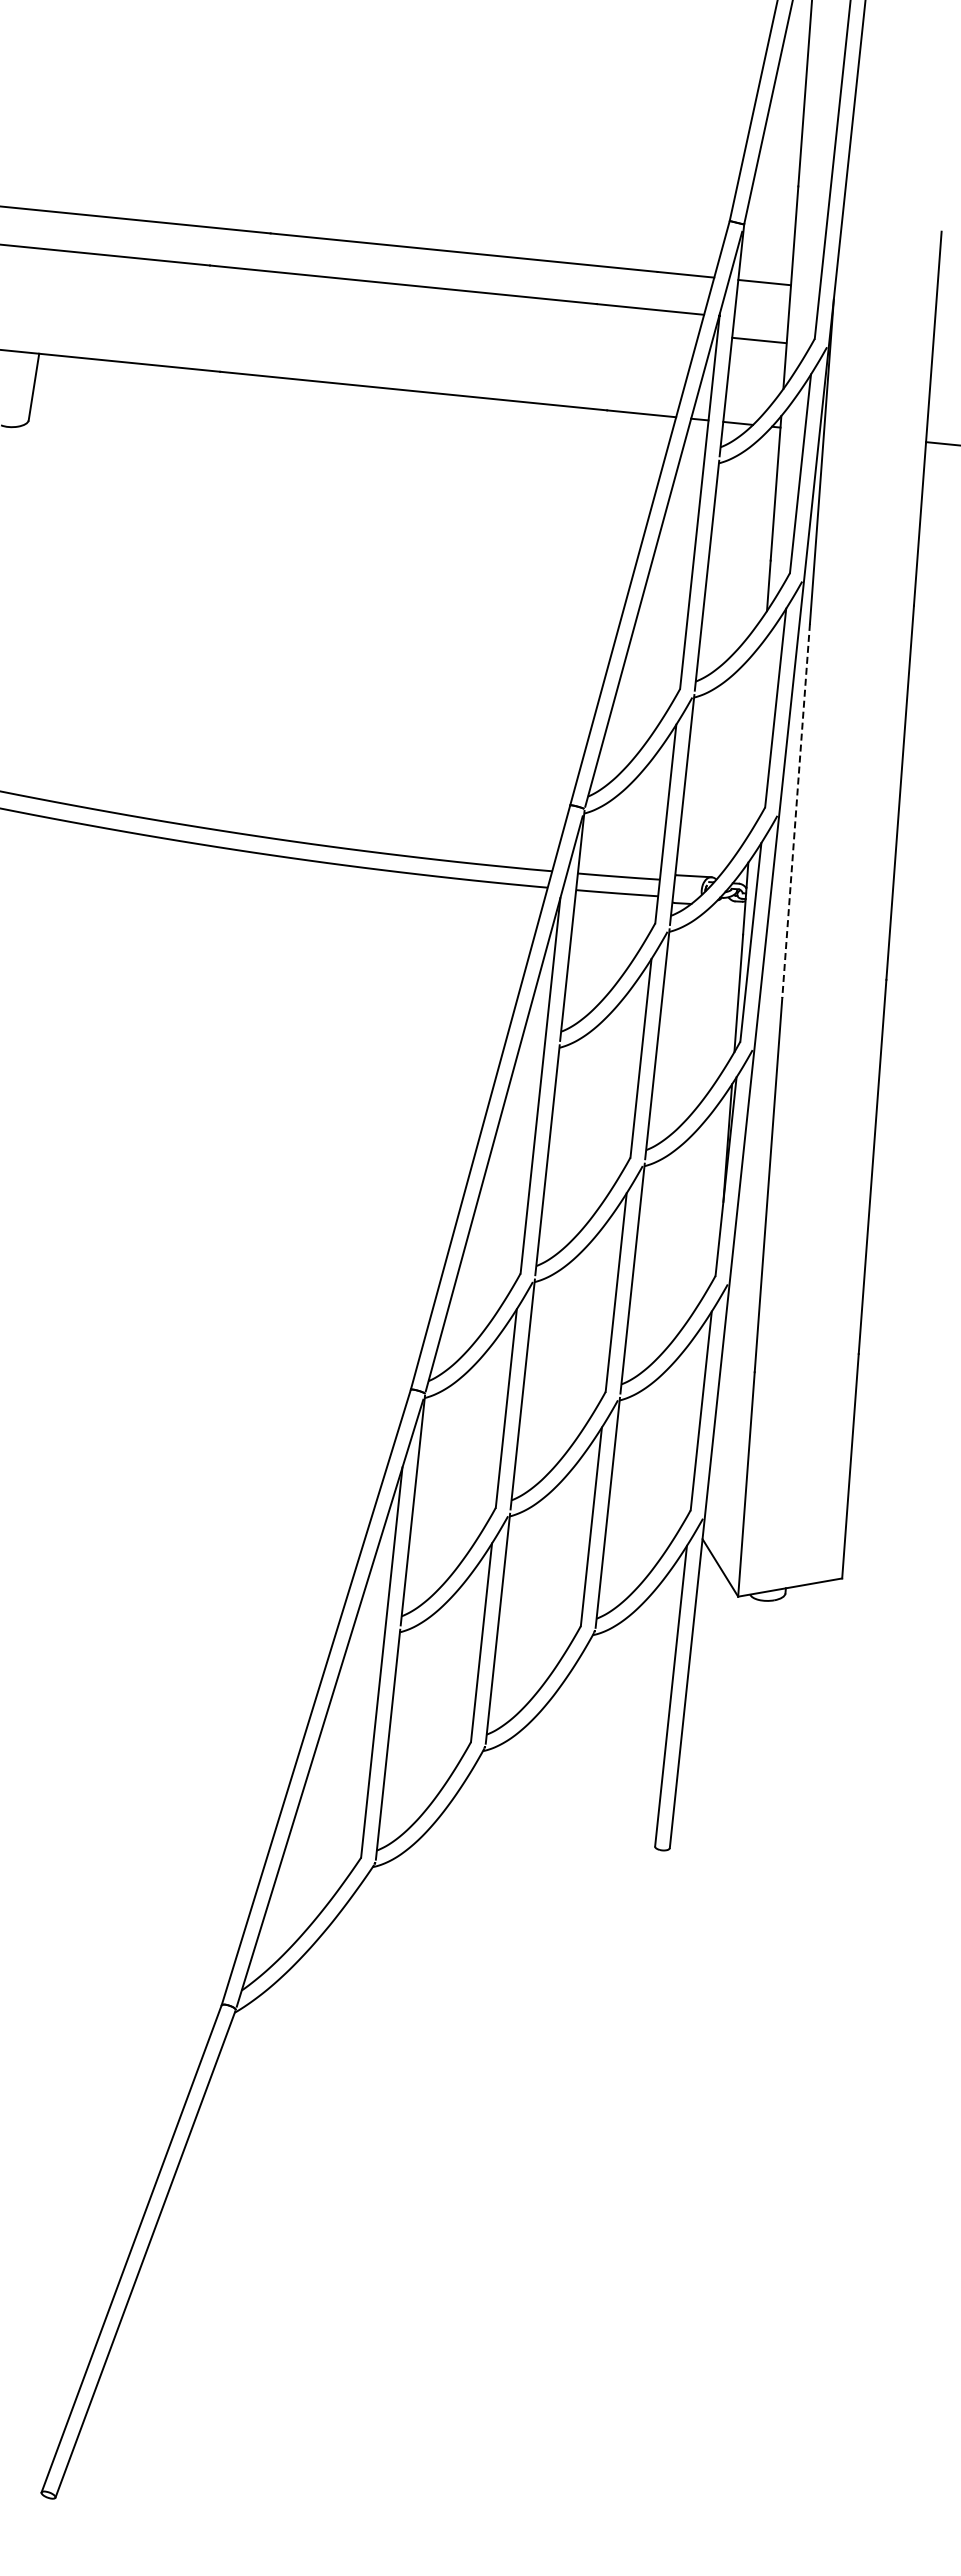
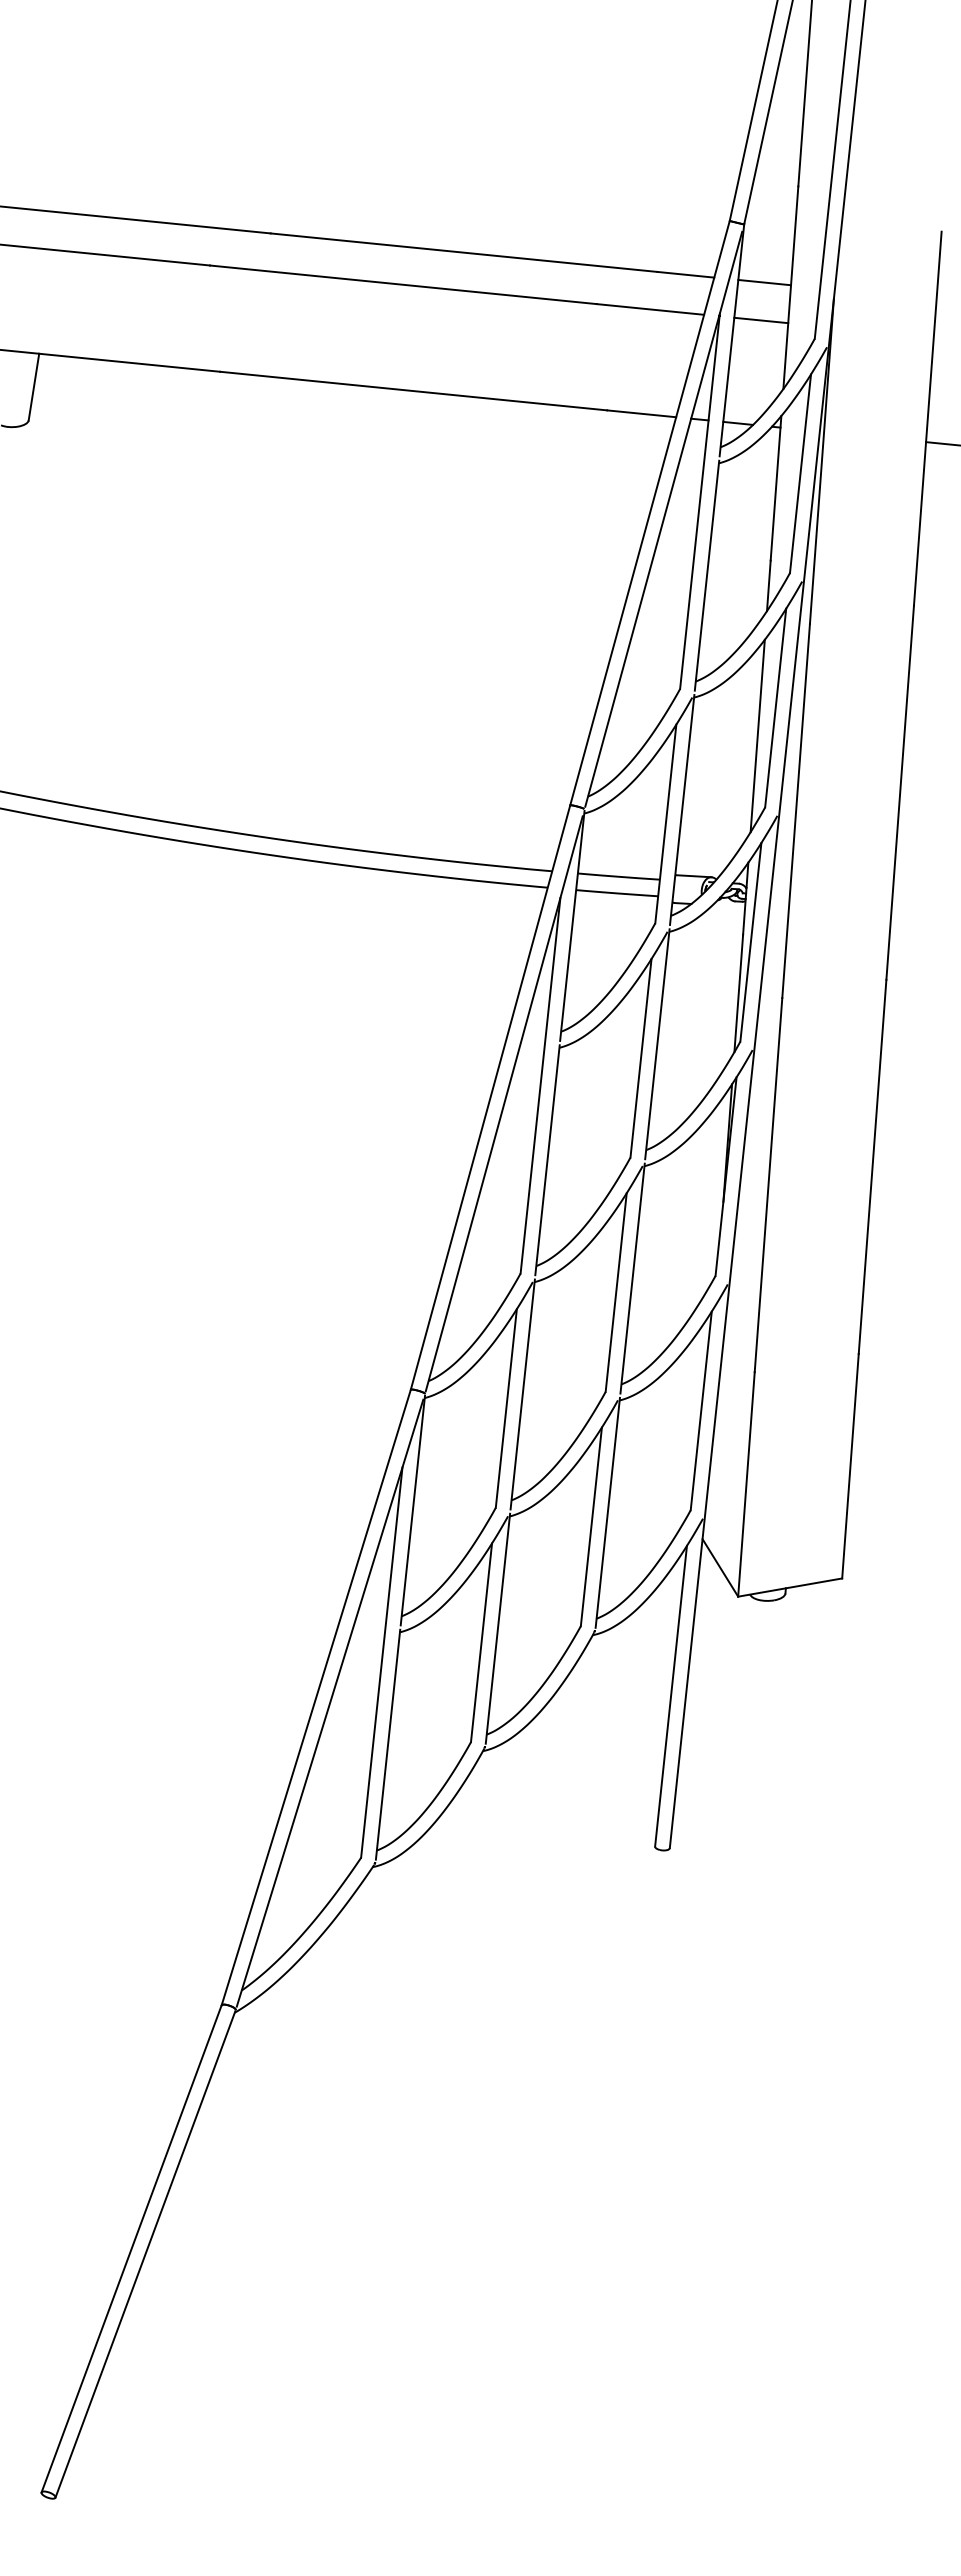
line position: (759, 340) -> (761, 320) (761, 320)
line: none -> present (757, 735)
line: dashed -> solid (796, 811)
